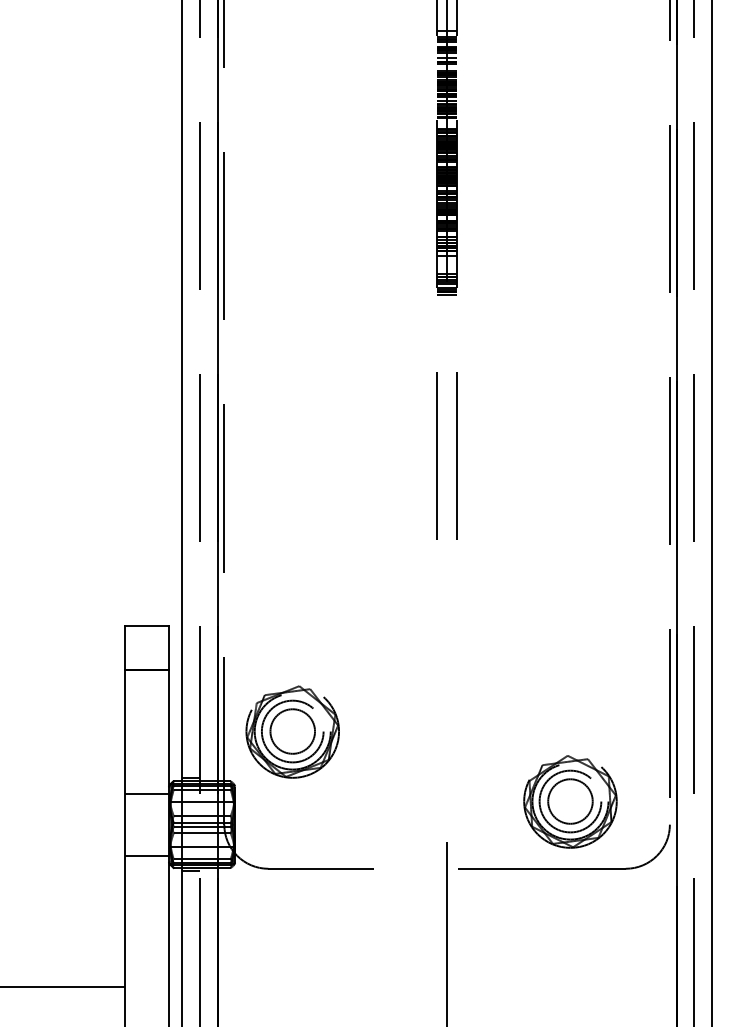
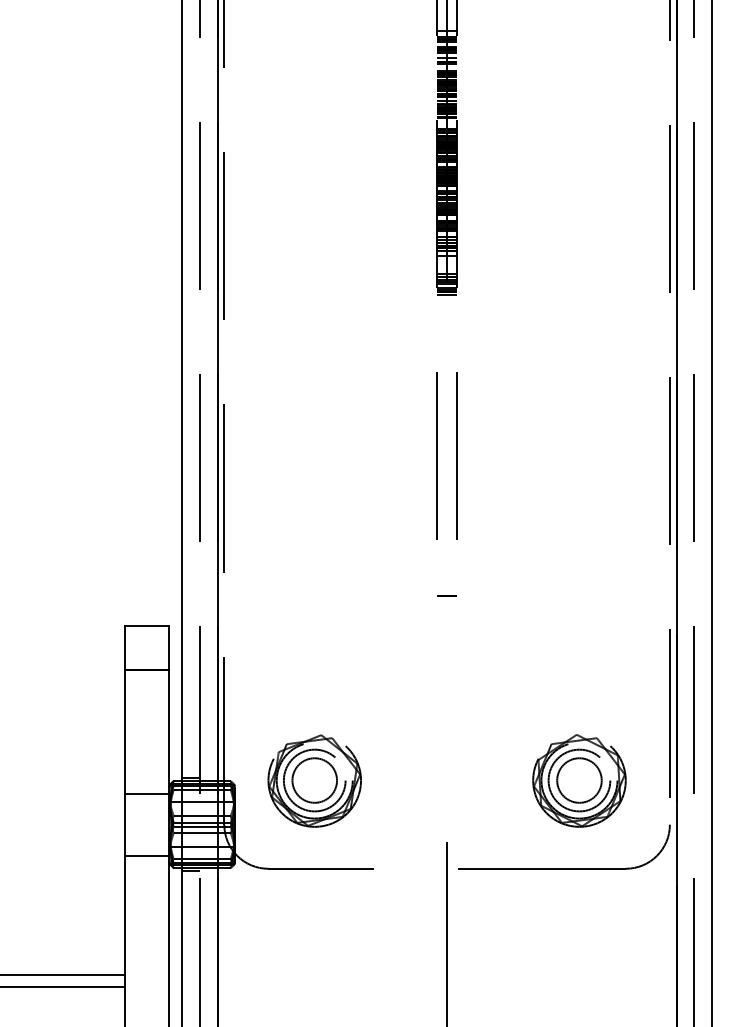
line: none -> present (446, 595)
part position: (292, 731) -> (314, 780) (314, 780)
part position: (570, 801) -> (579, 780) (579, 780)
line: none -> present (63, 974)
